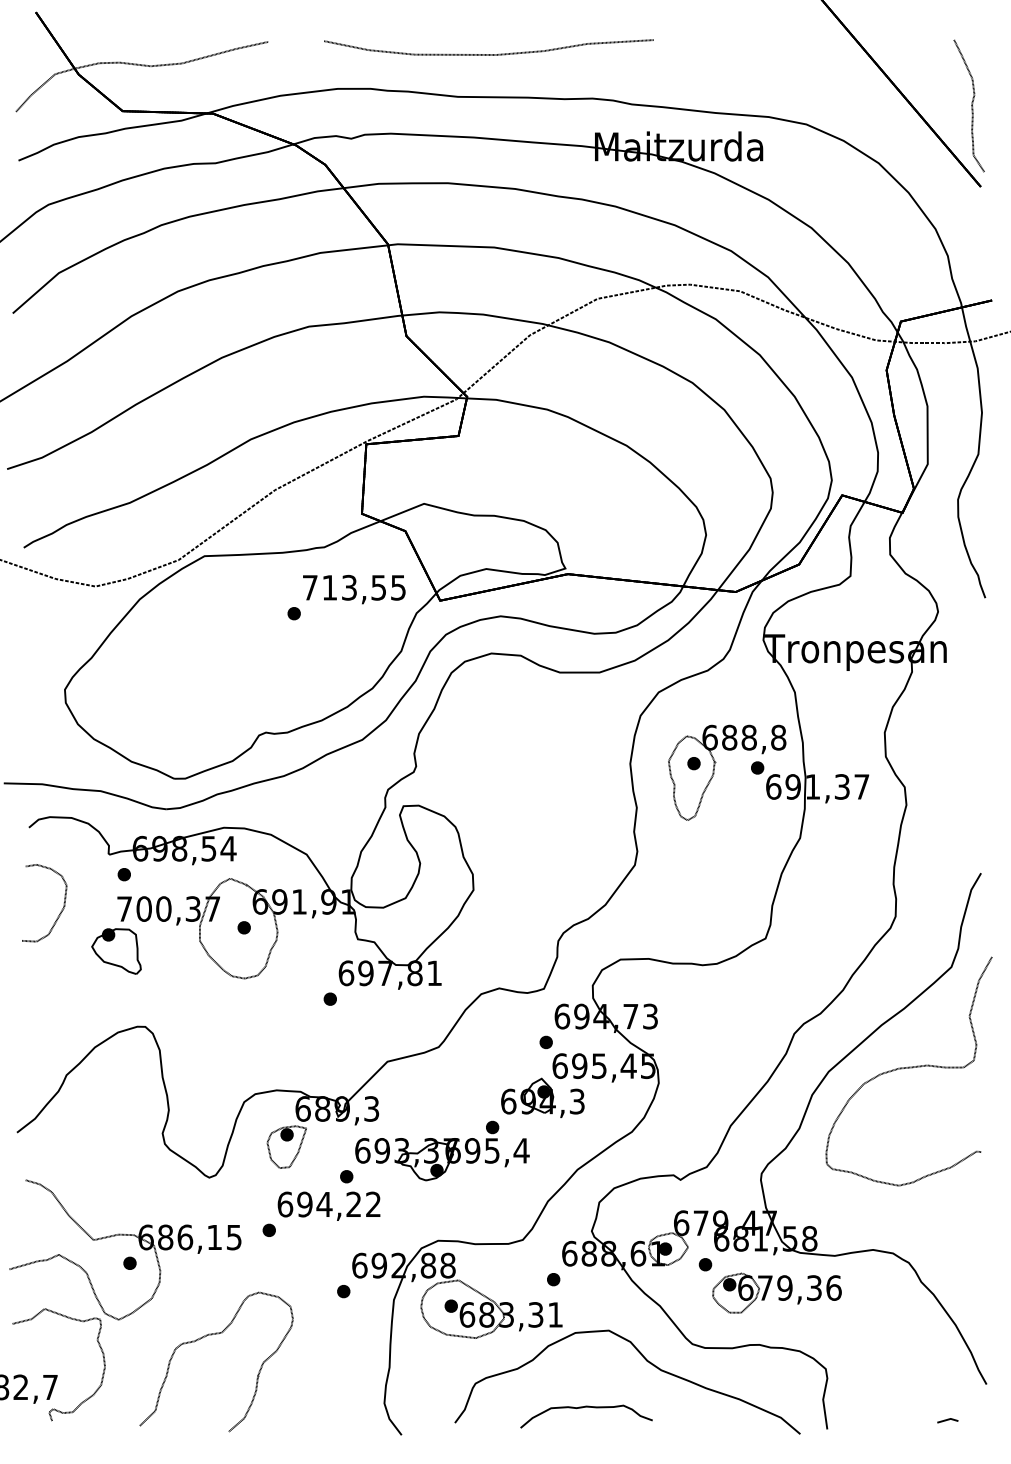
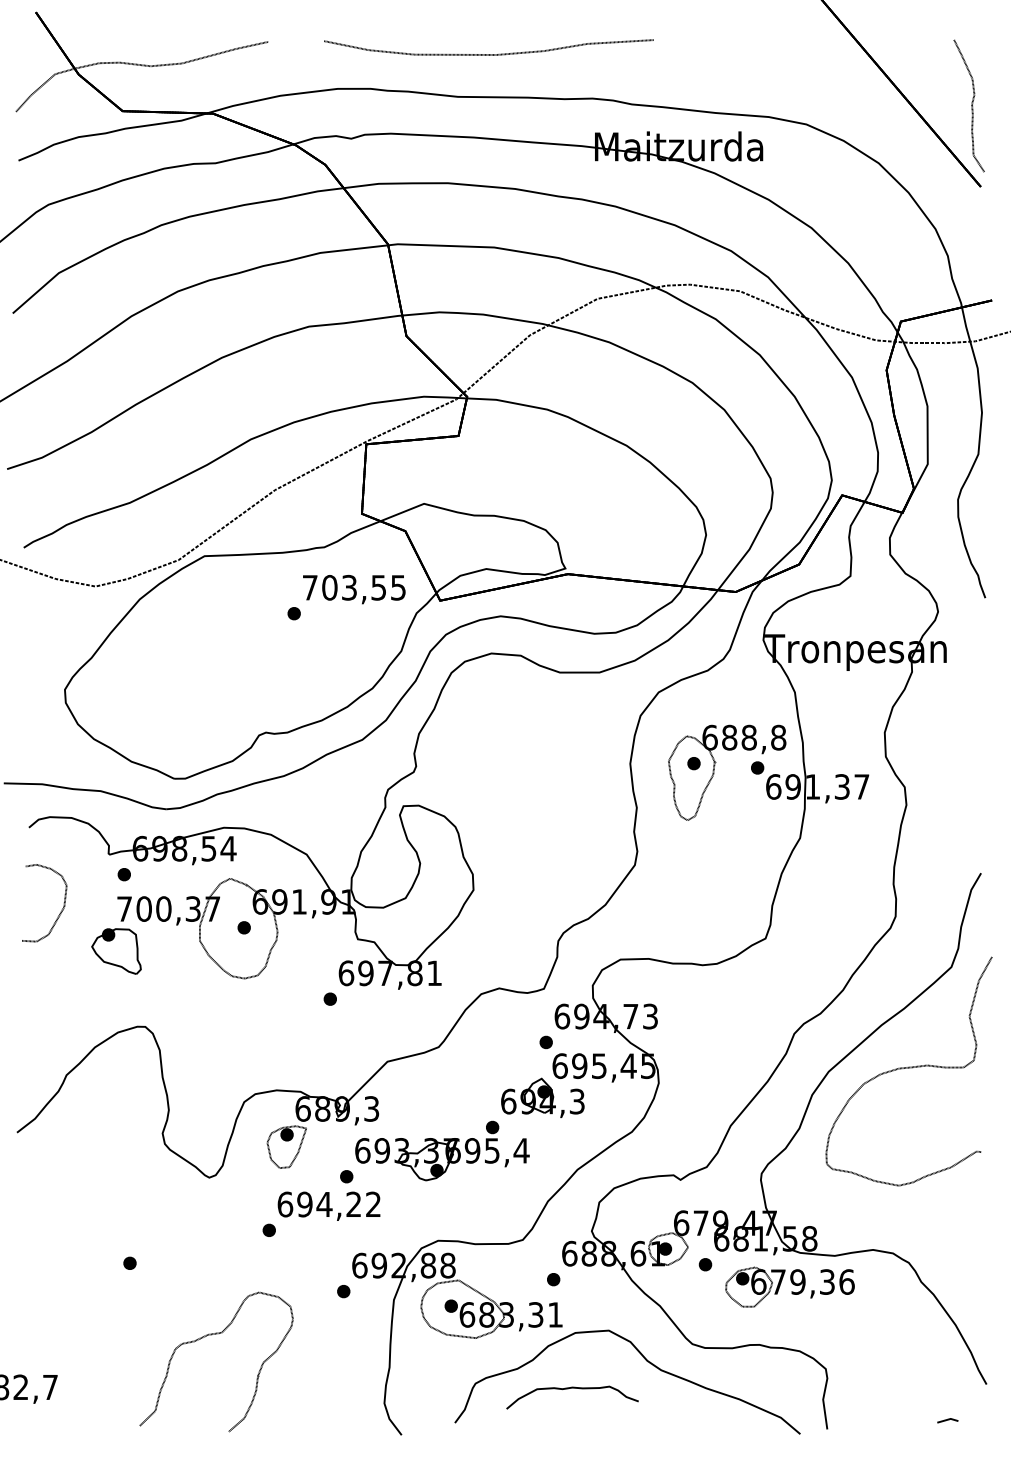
text: 713,55 -> 703,55 (329, 587)
part position: (776, 1292) -> (789, 1286) (789, 1286)
part: present -> none (132, 1311)
curve position: (582, 1408) -> (568, 1389) (568, 1389)
